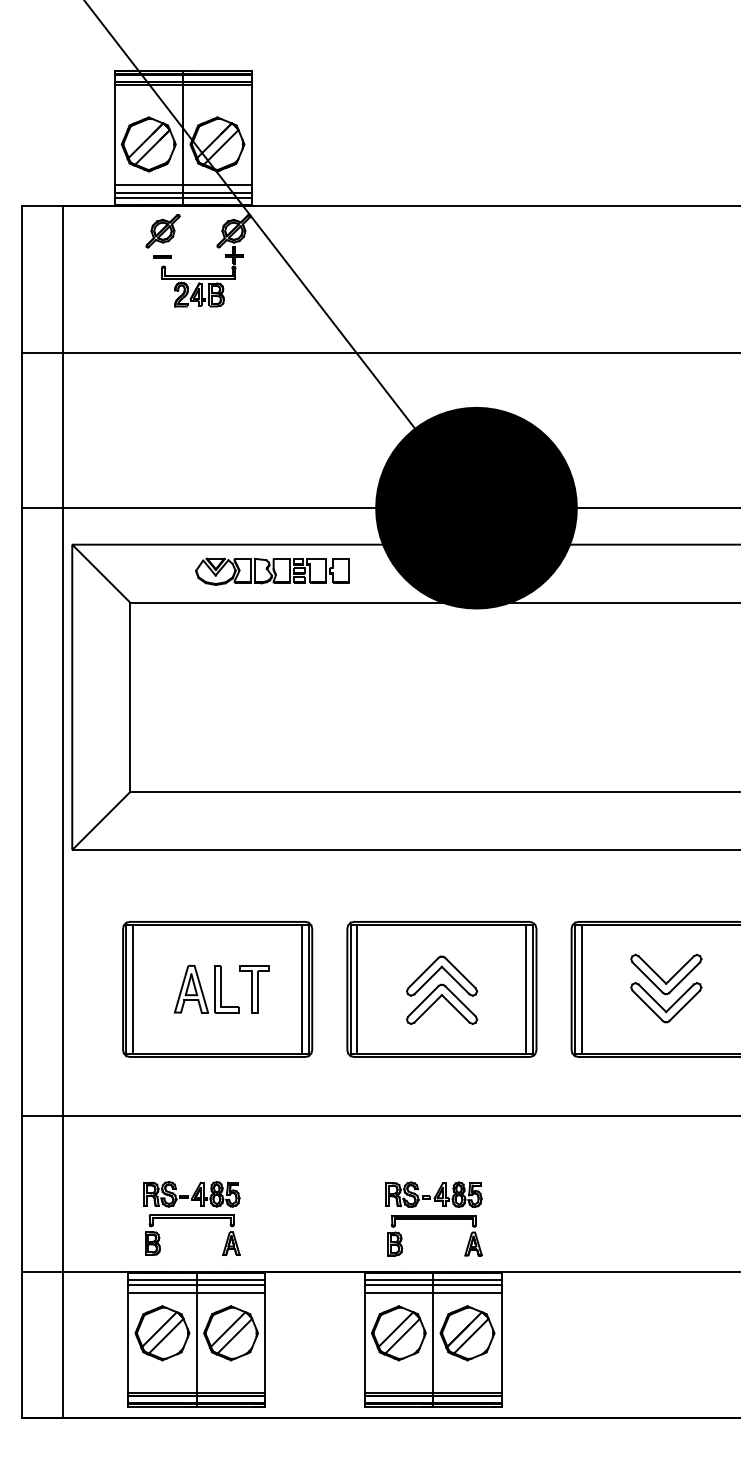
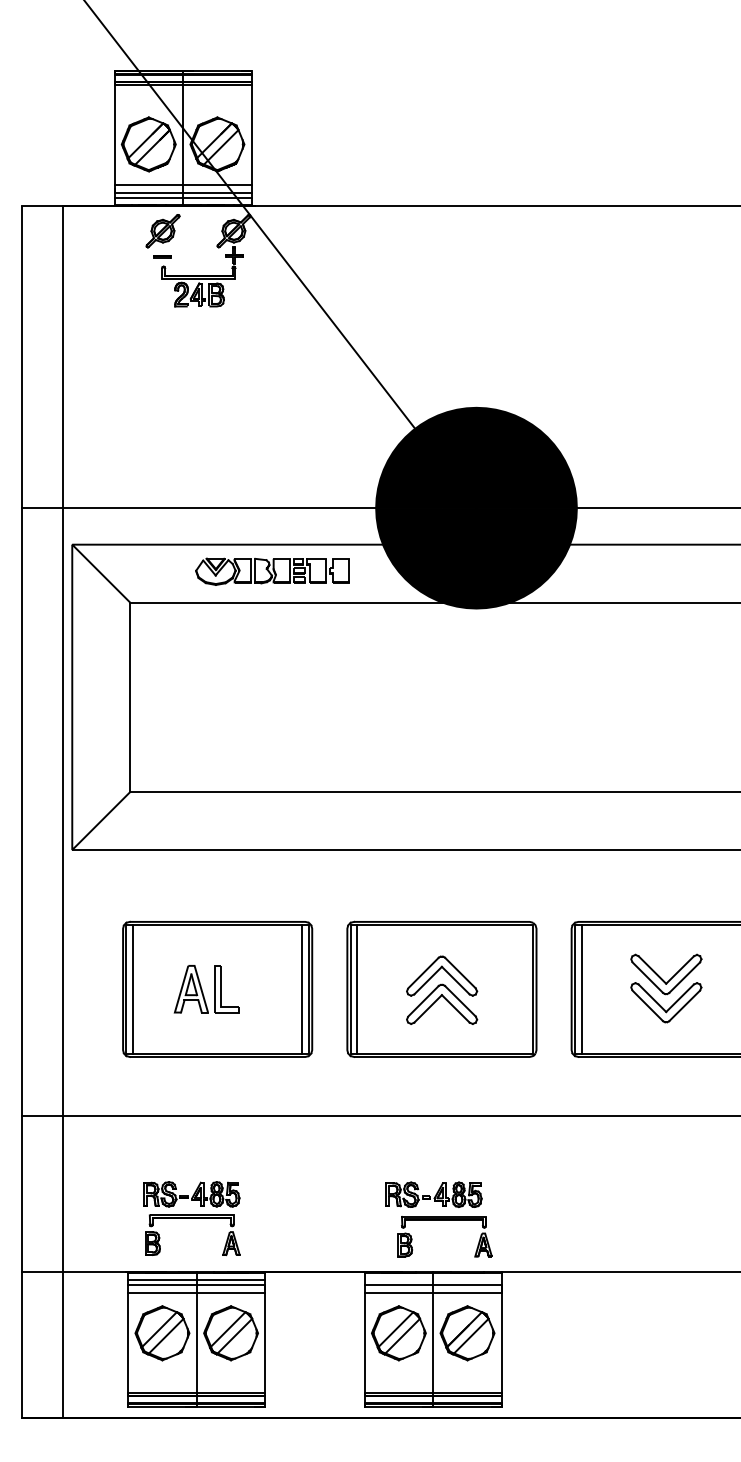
line: present -> none (379, 352)
part: present -> none (254, 989)
line: present -> none (526, 989)
part position: (434, 1219) -> (444, 1220) (444, 1220)
line: present -> none (432, 1279)
